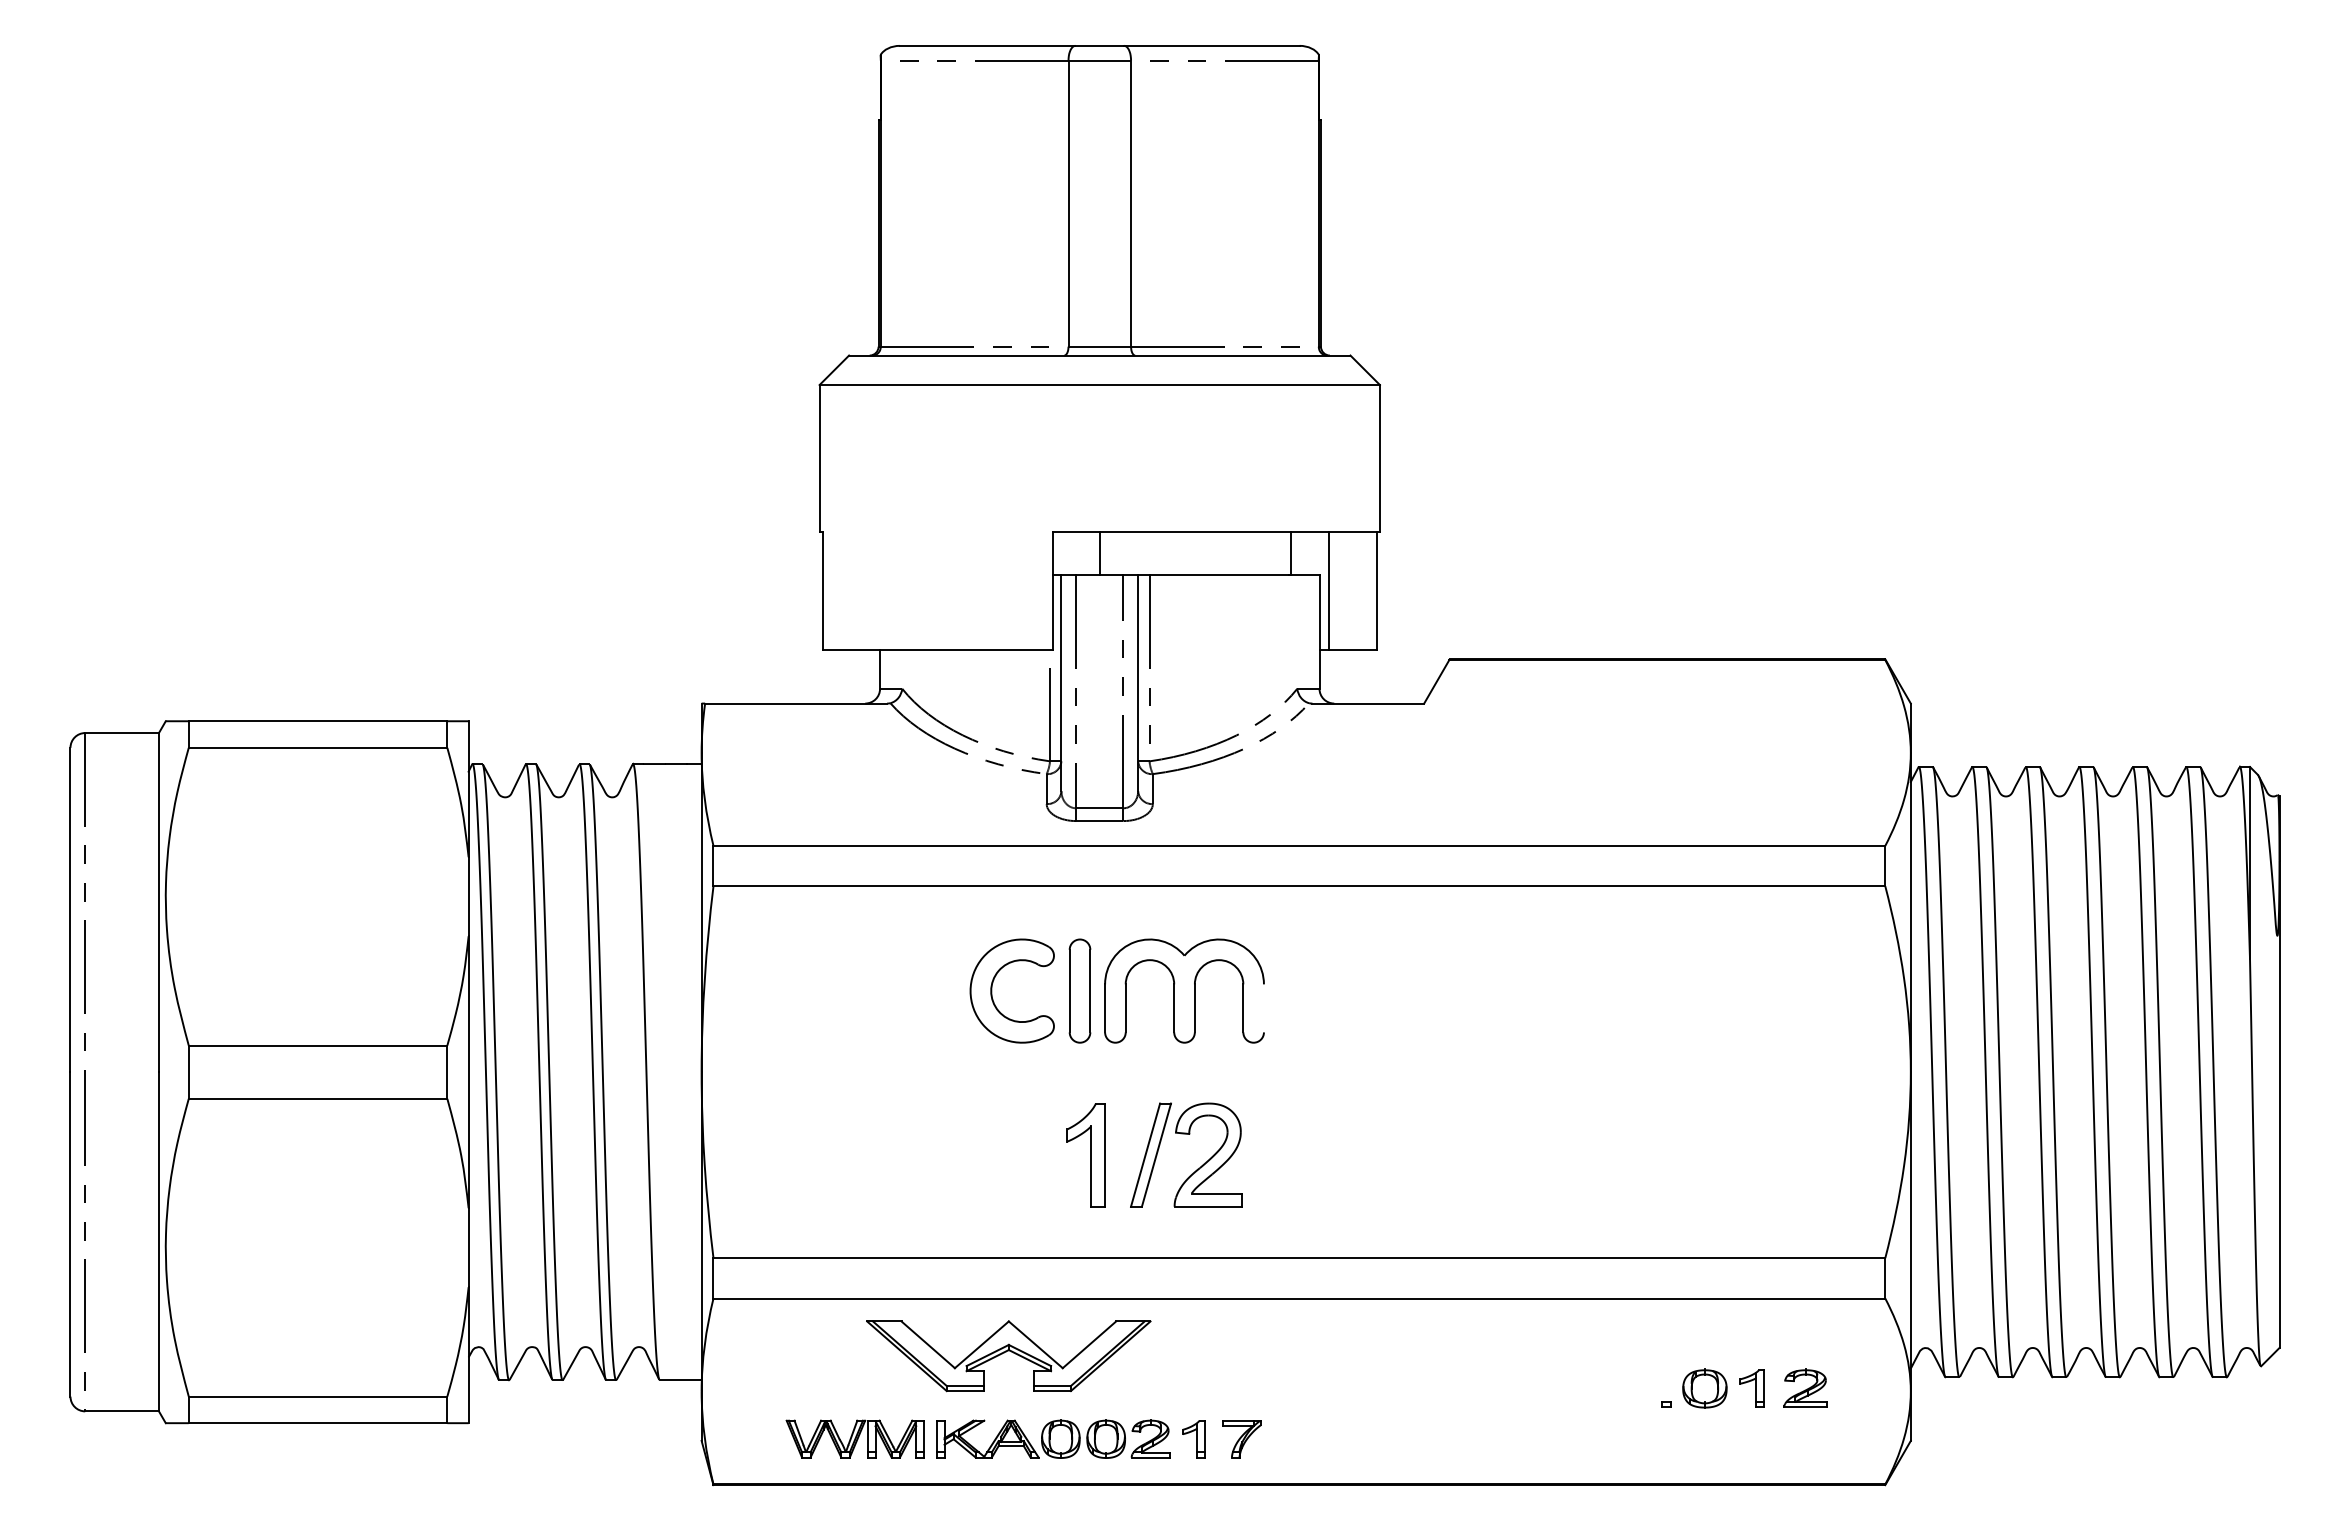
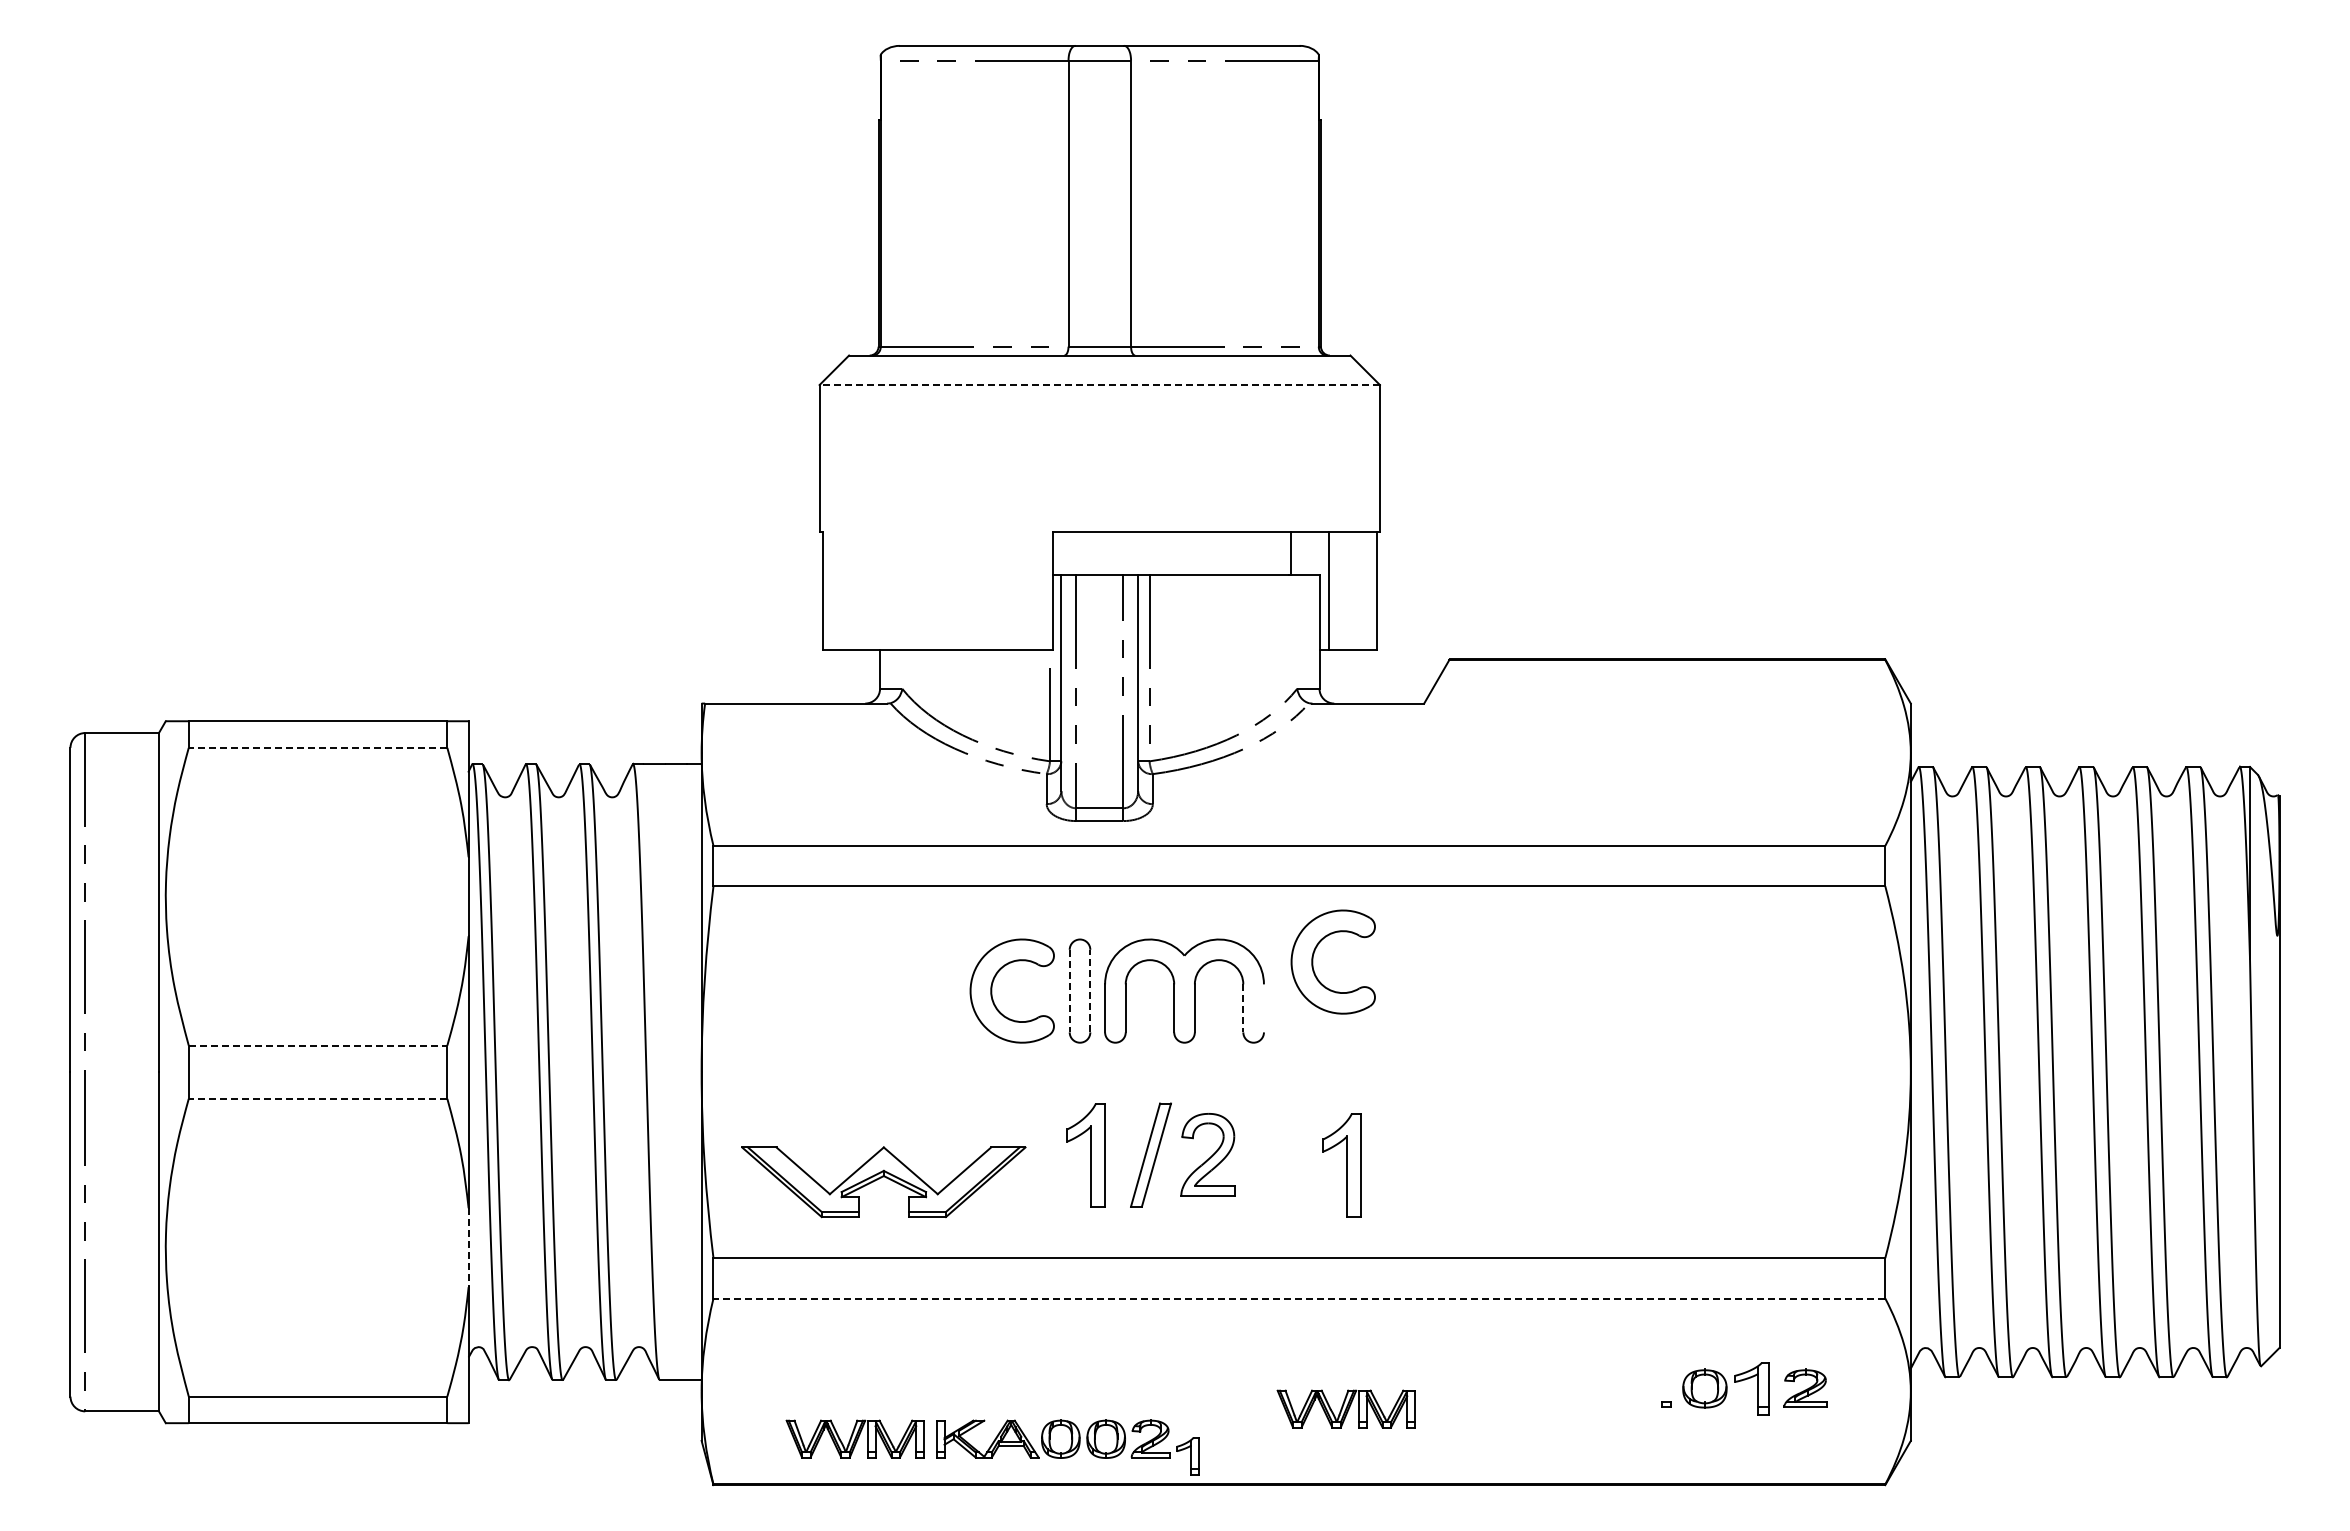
line: solid -> dashed (1099, 385)
line: present -> none (1099, 553)
line: solid -> dashed (317, 747)
part: none -> present (1313, 961)
line: solid -> dashed (1090, 990)
line: solid -> dashed (1069, 991)
line: solid -> dashed (1243, 1008)
line: solid -> dashed (318, 1045)
line: solid -> dashed (317, 1098)
part size: 70x106 px -> 56x84 px (1207, 1154)
part: none -> present (1341, 1165)
line: solid -> dashed (468, 1248)
line: solid -> dashed (1299, 1298)
part position: (1008, 1356) -> (883, 1182) (883, 1182)
part size: 26x39 px -> 36x54 px (1751, 1388)
part: none -> present (1345, 1408)
part position: (1193, 1439) -> (1187, 1456) (1187, 1456)
part: present -> none (1241, 1439)
